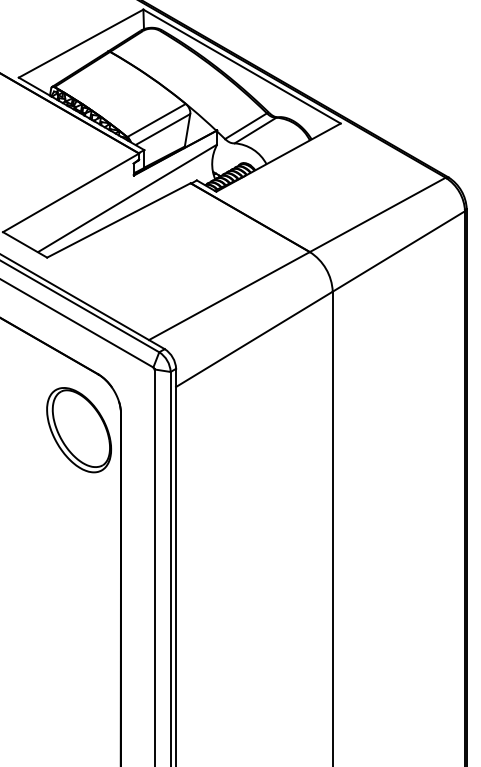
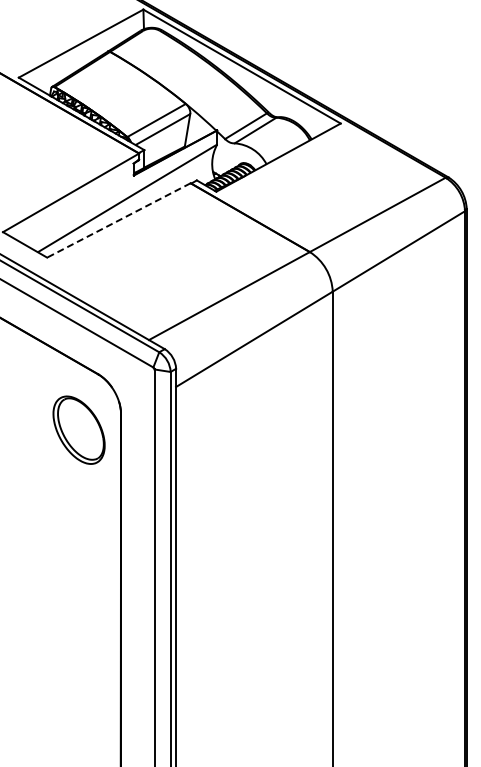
line: solid -> dashed (118, 220)
part size: 66x87 px -> 54x70 px (78, 429)
